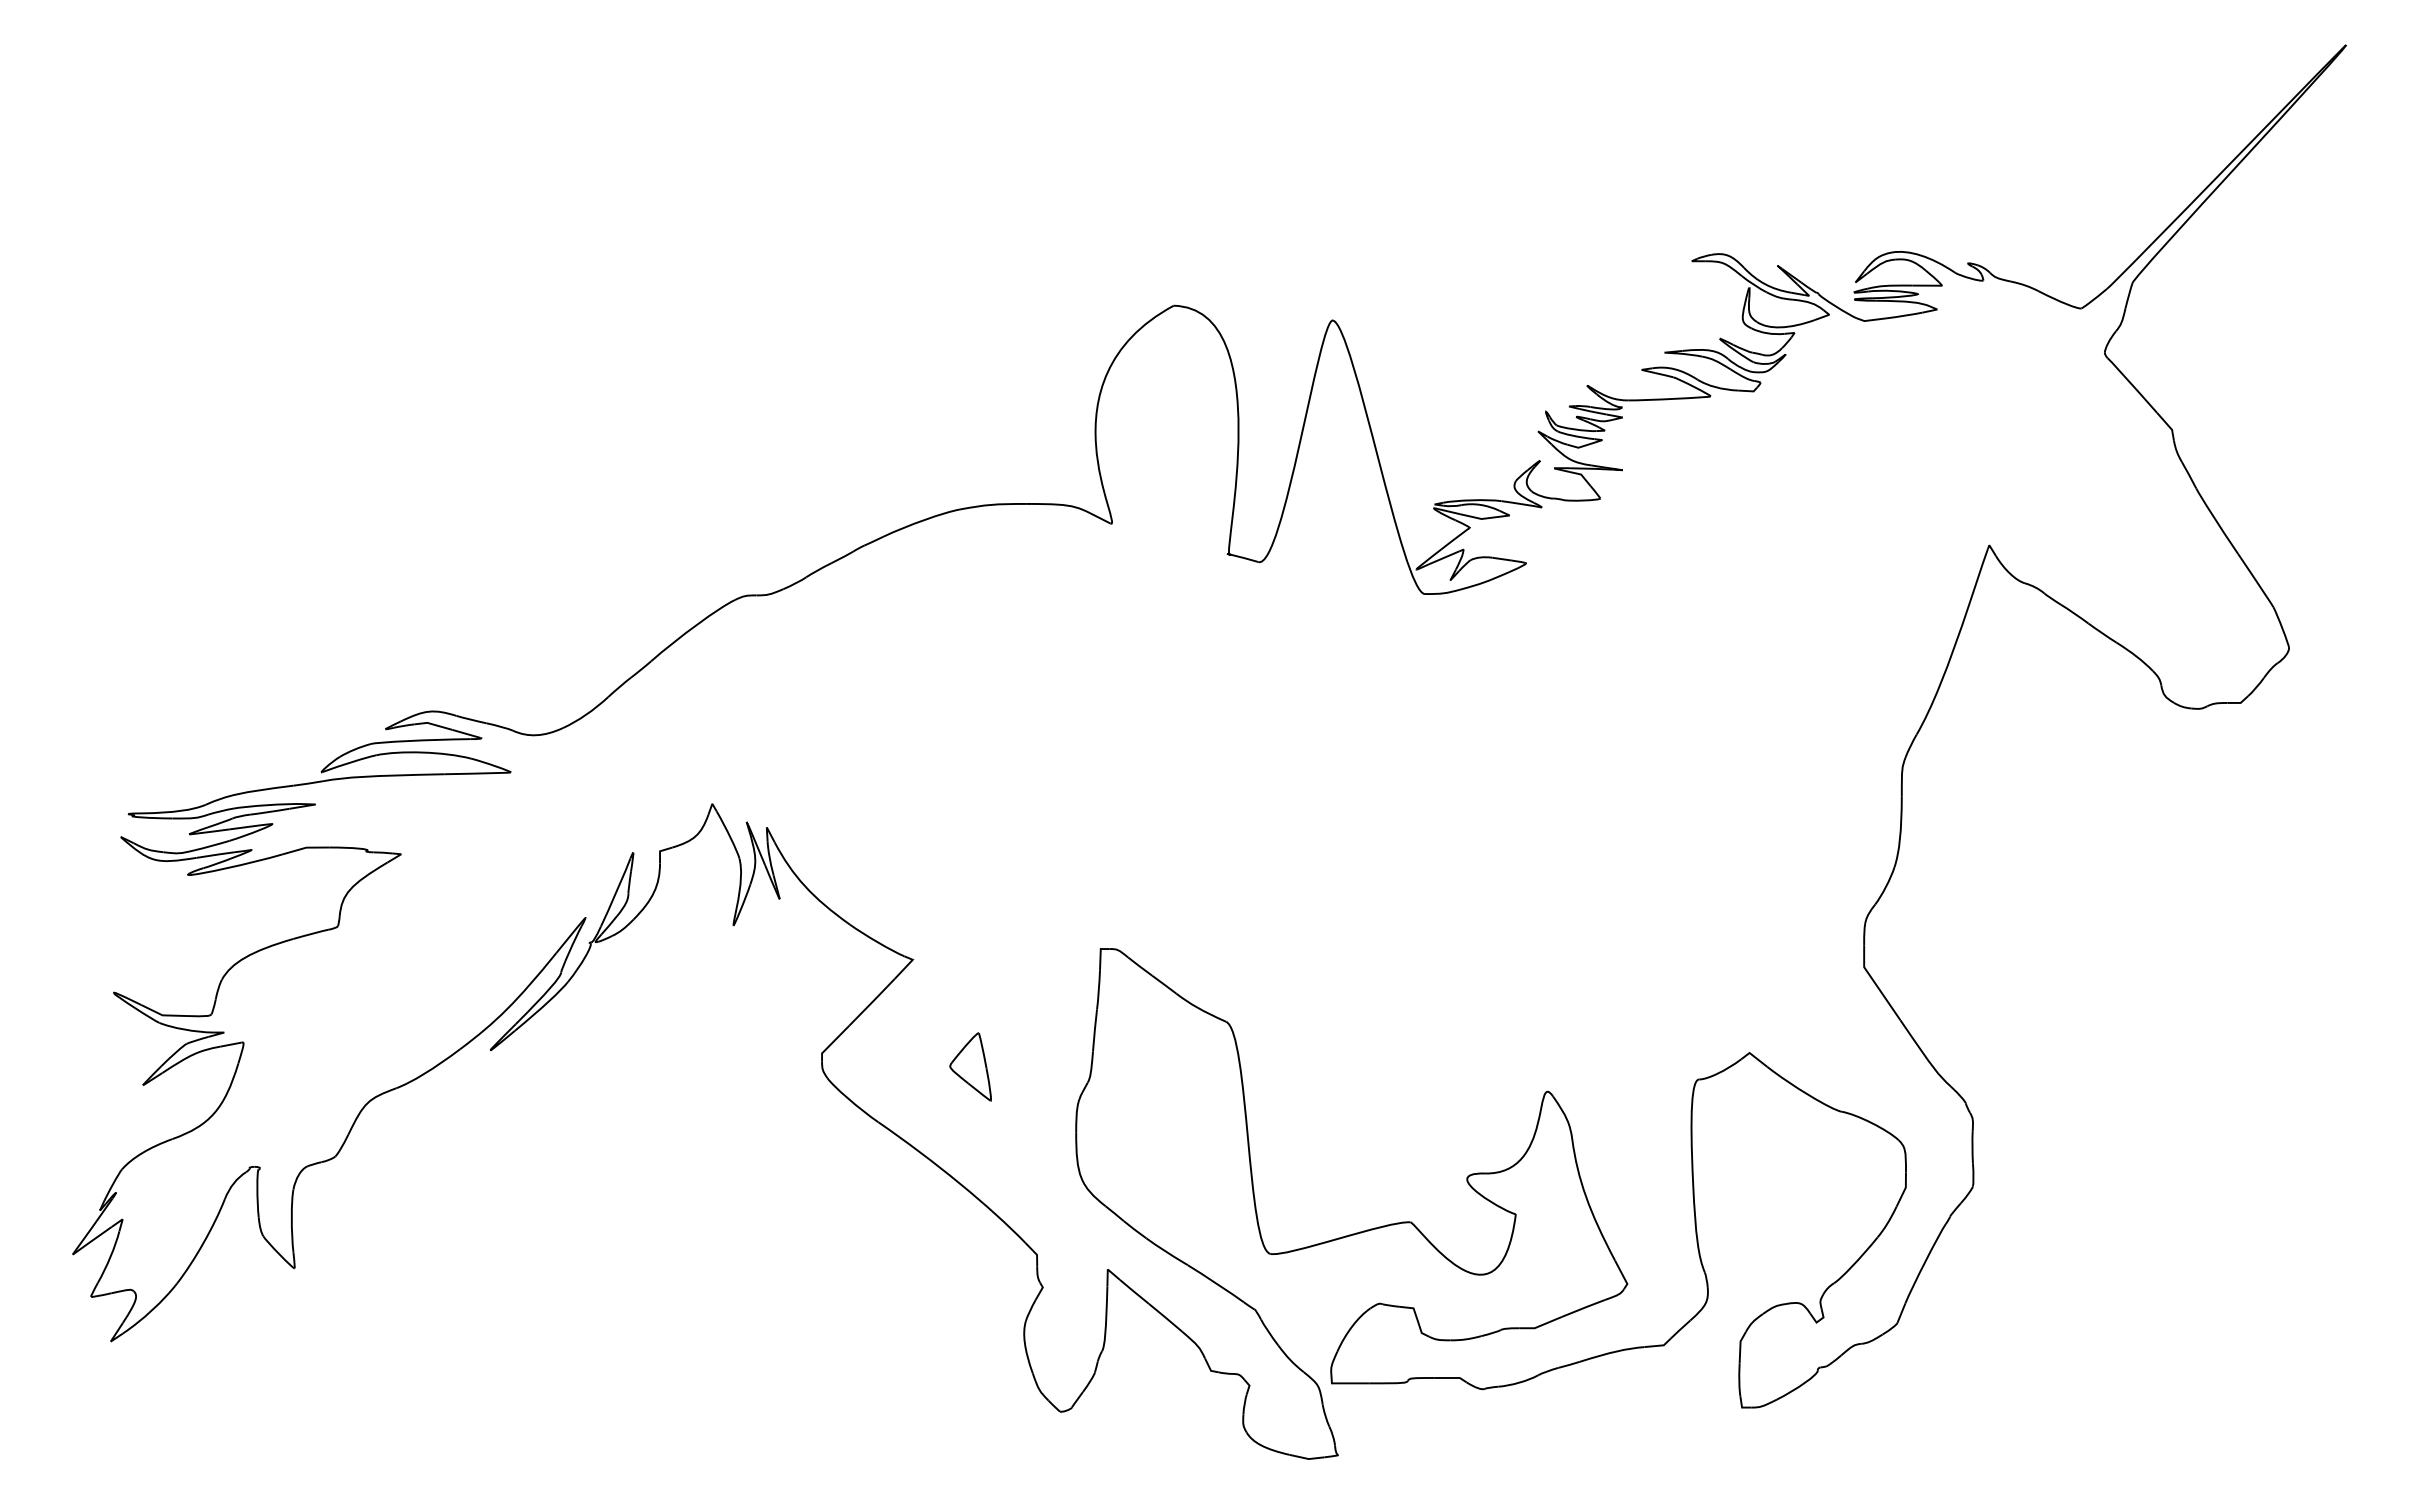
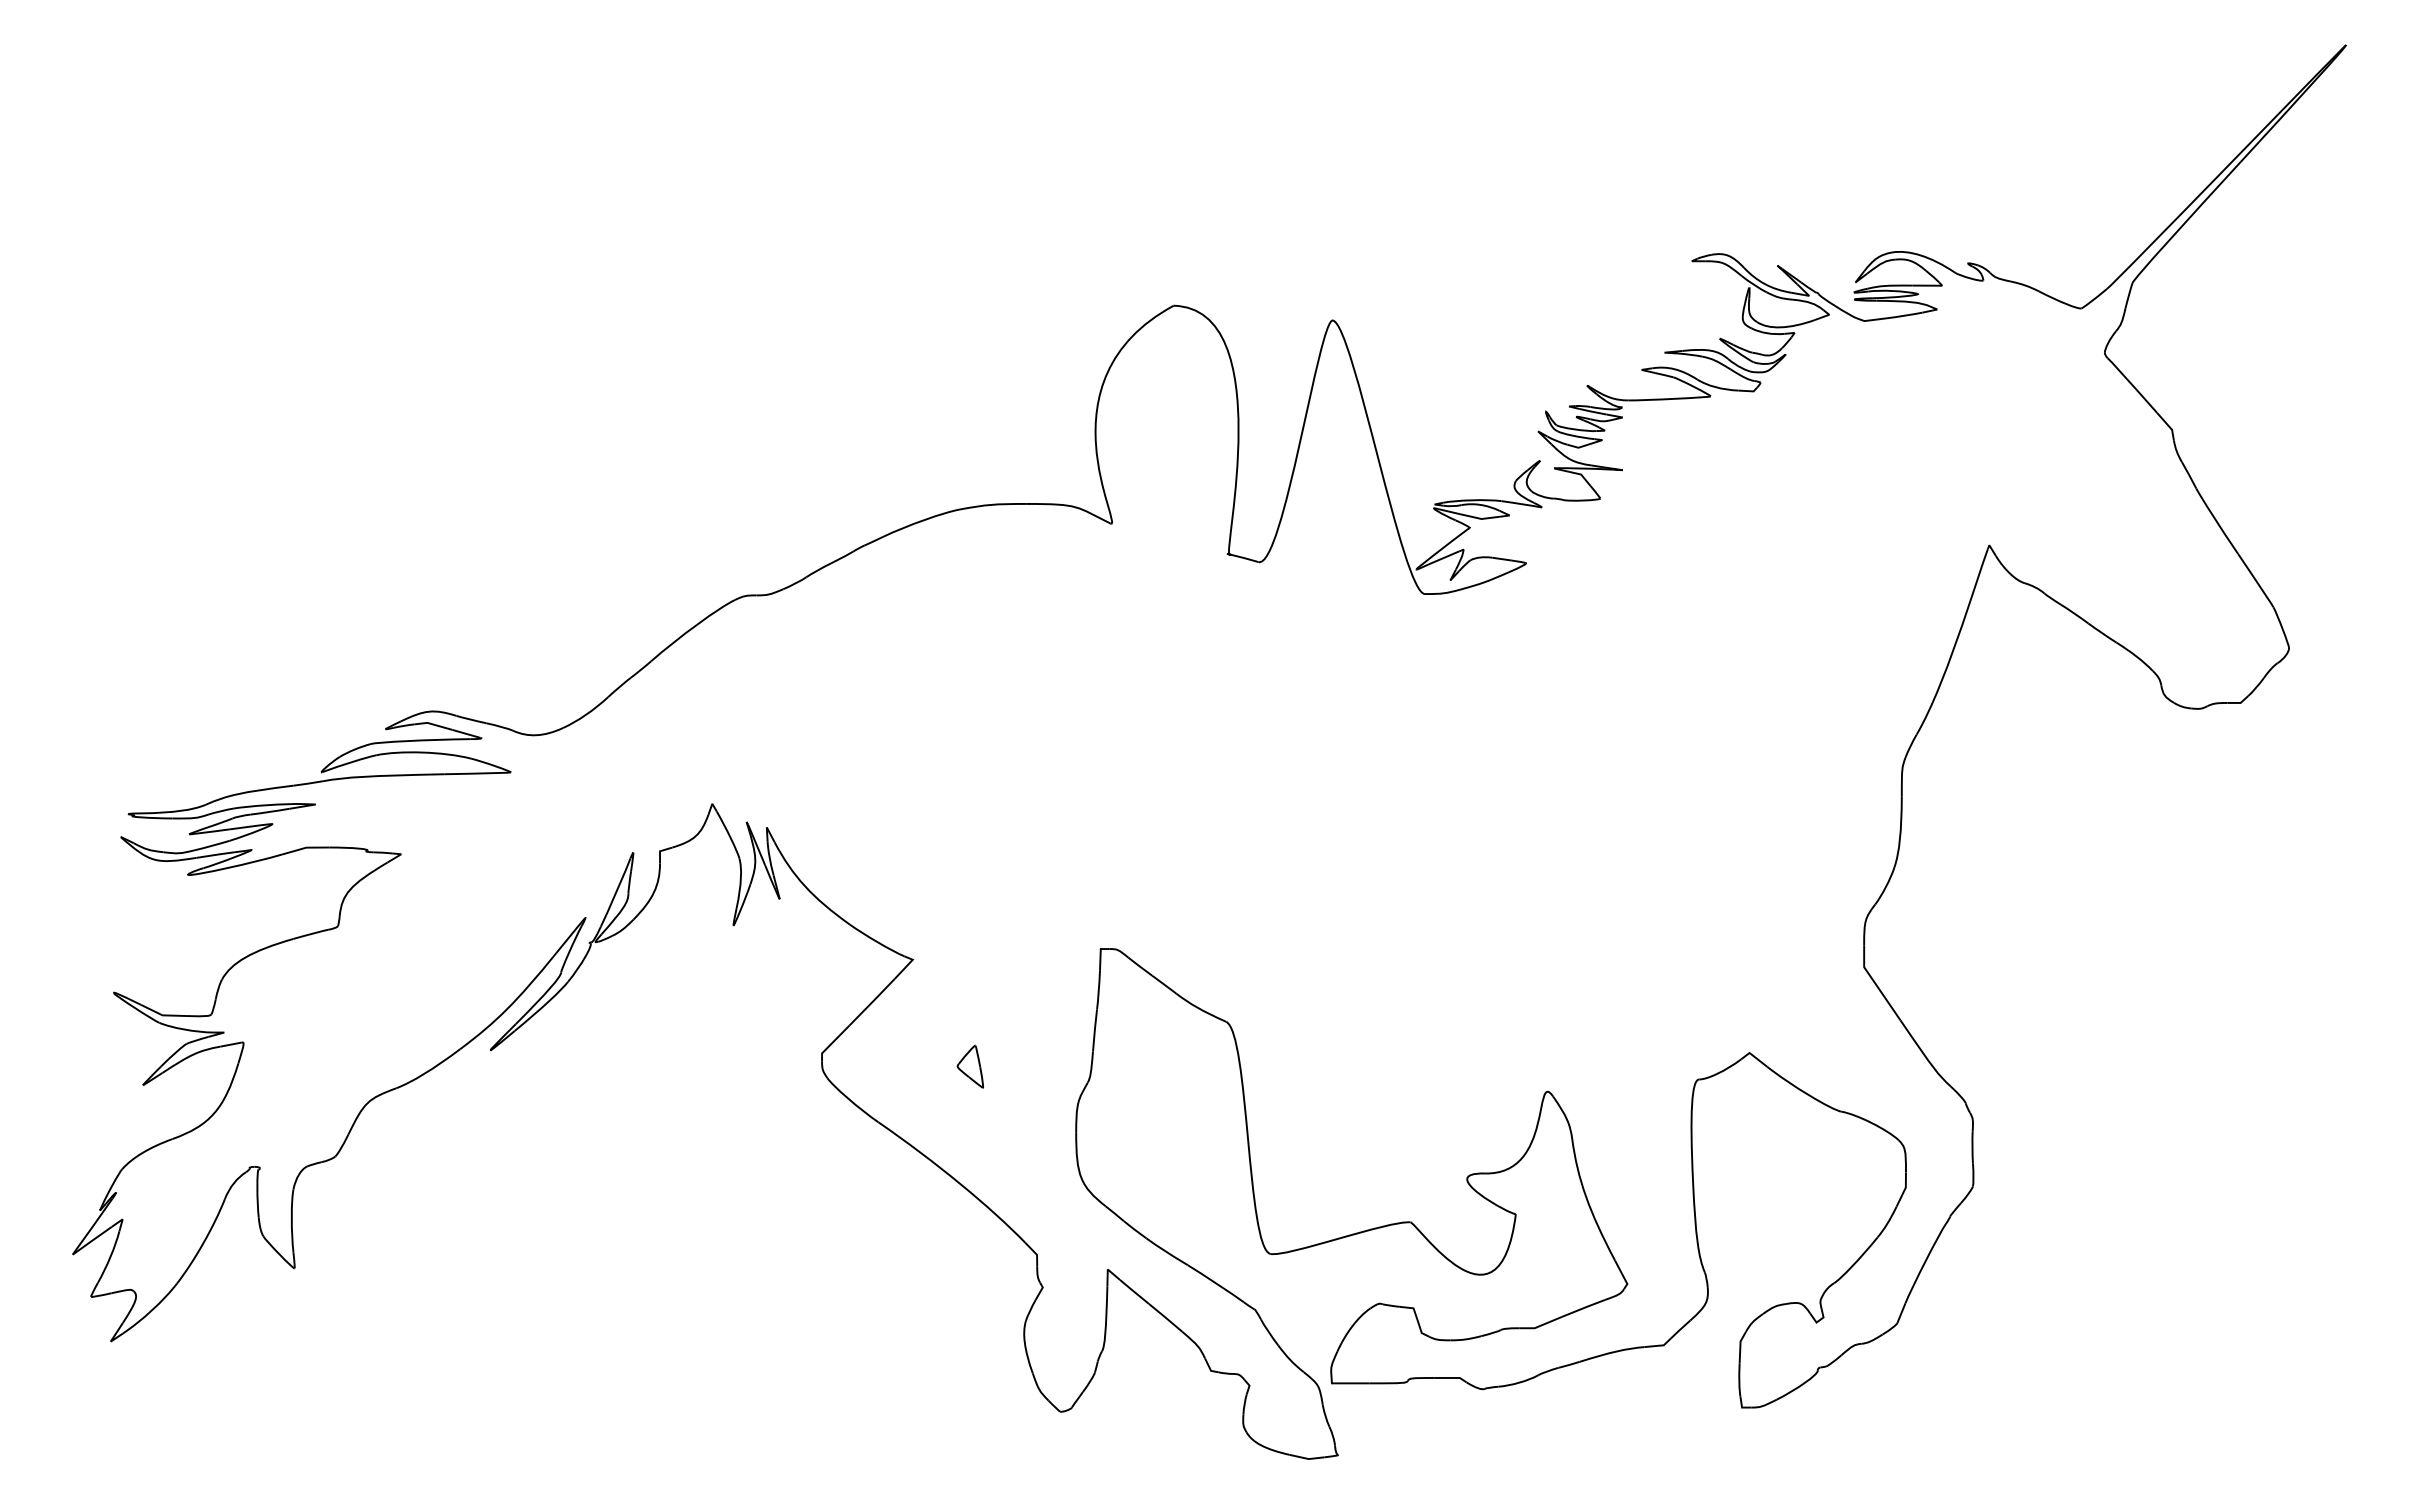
part size: 43x70 px -> 28x45 px (969, 1066)
